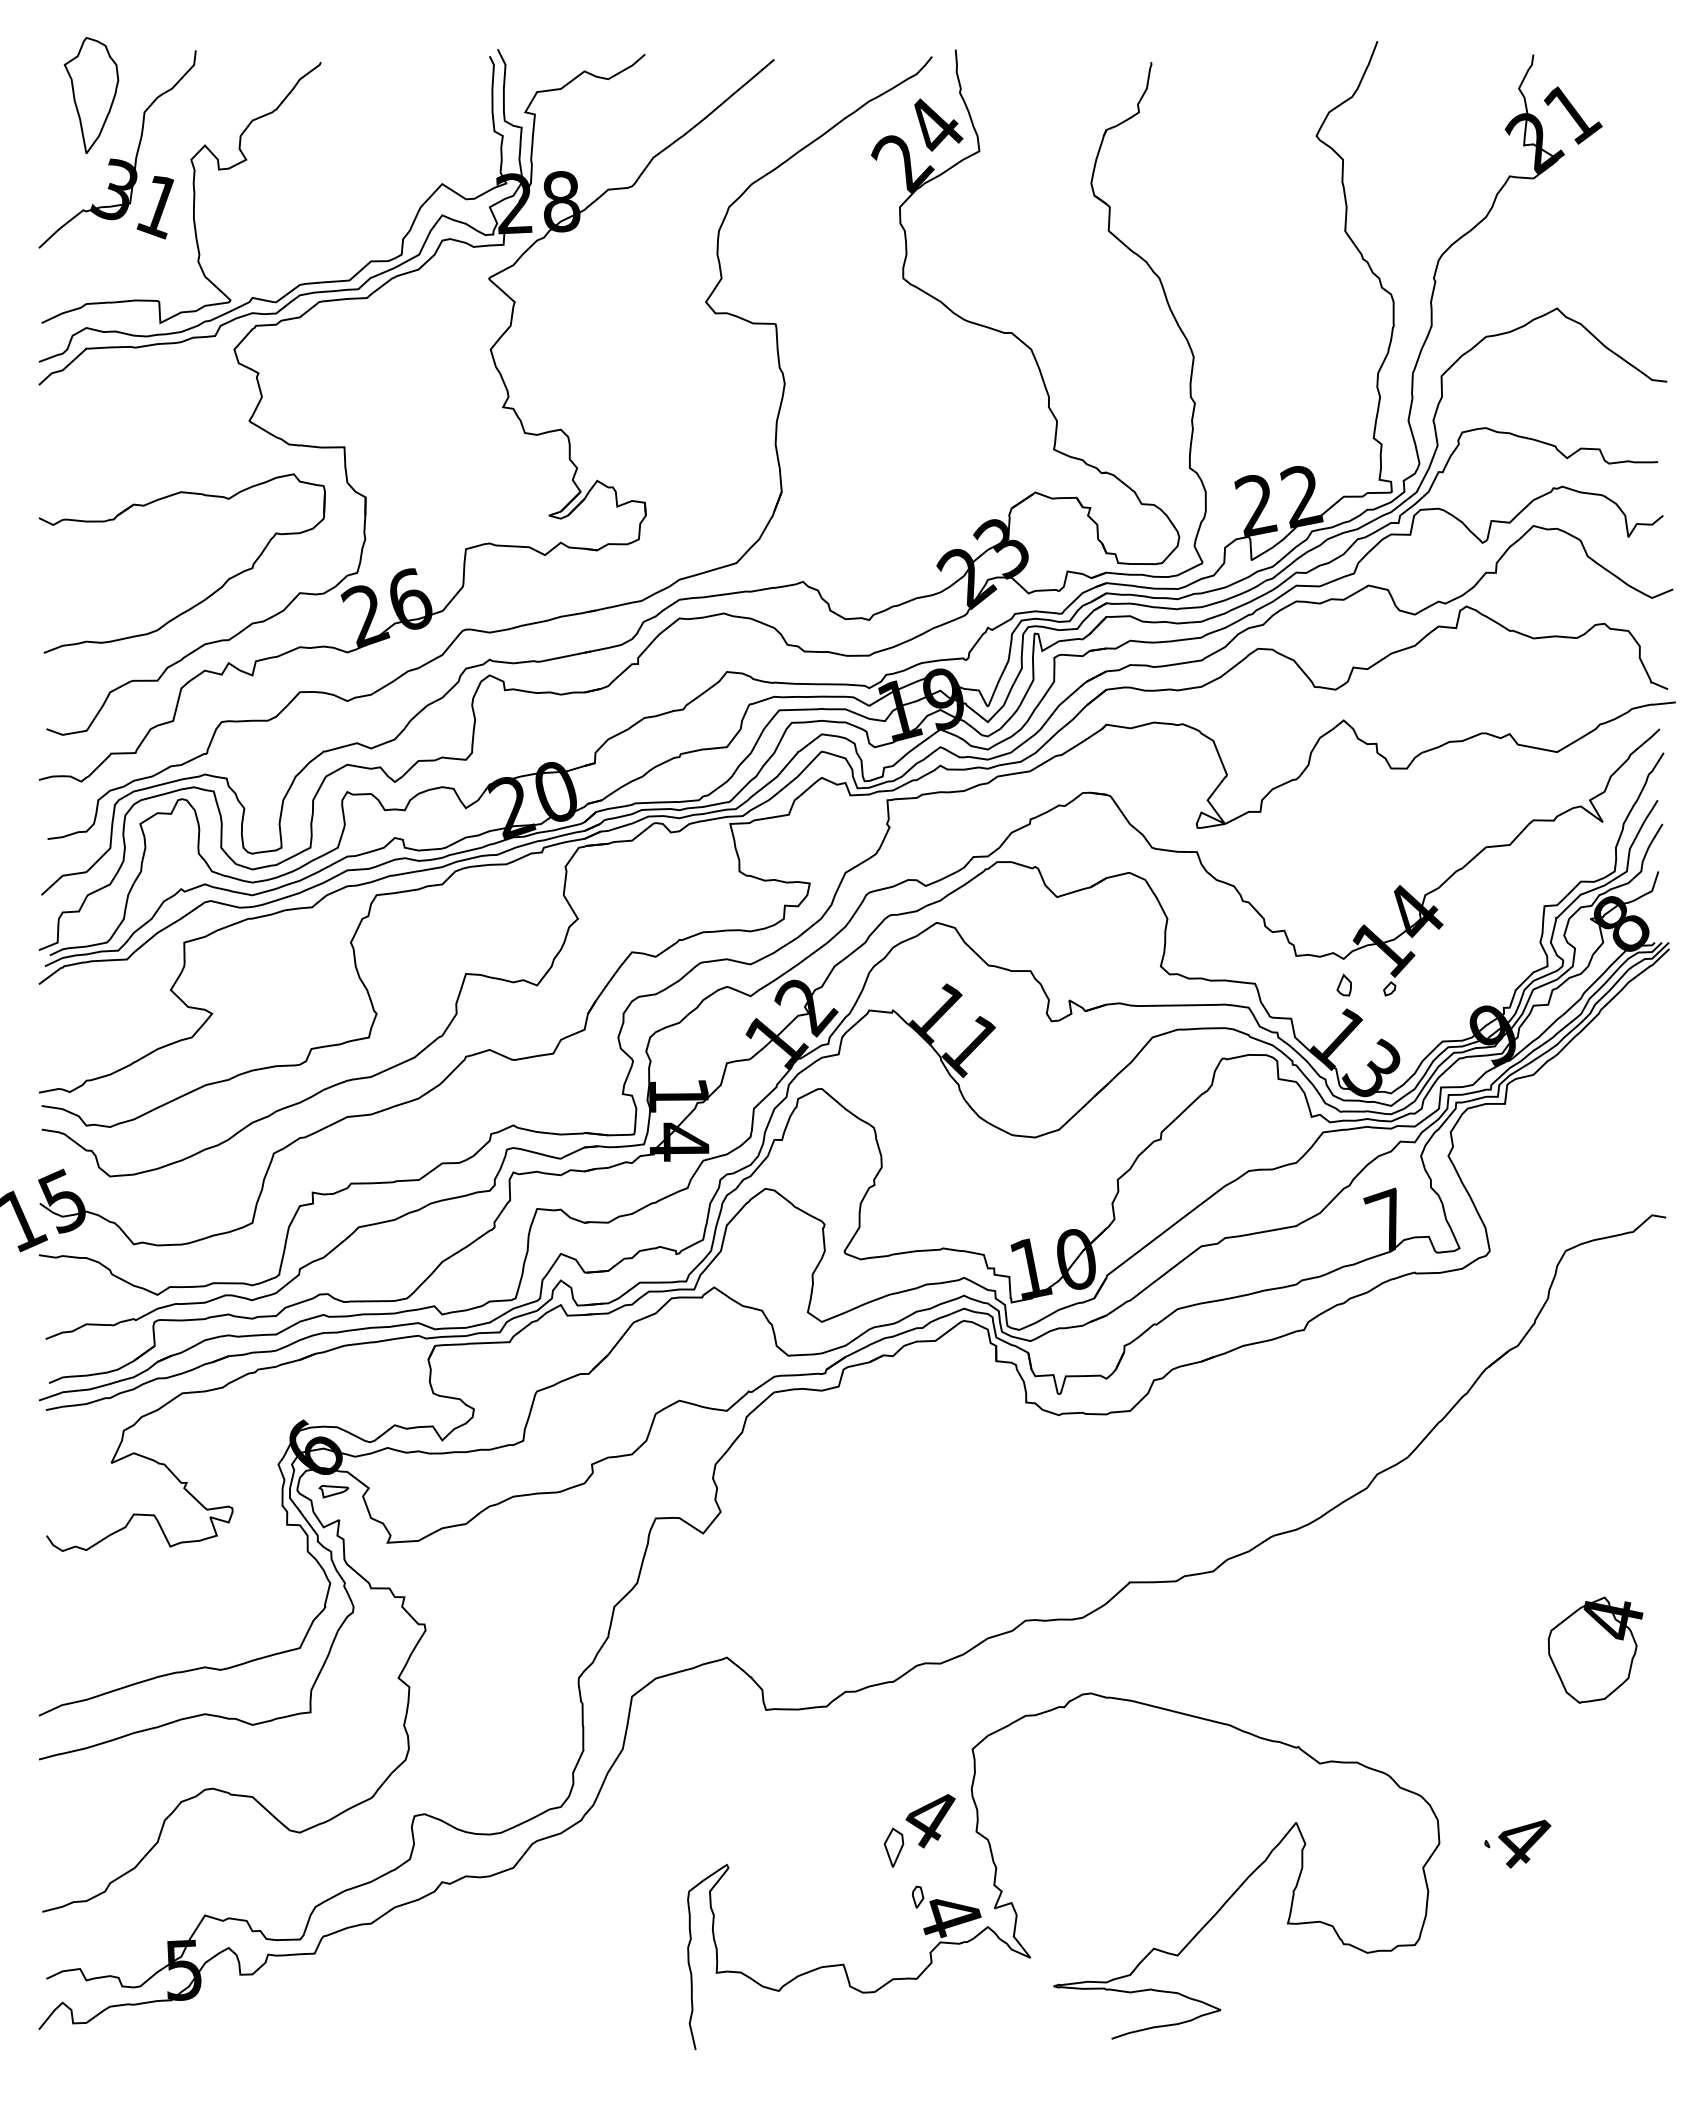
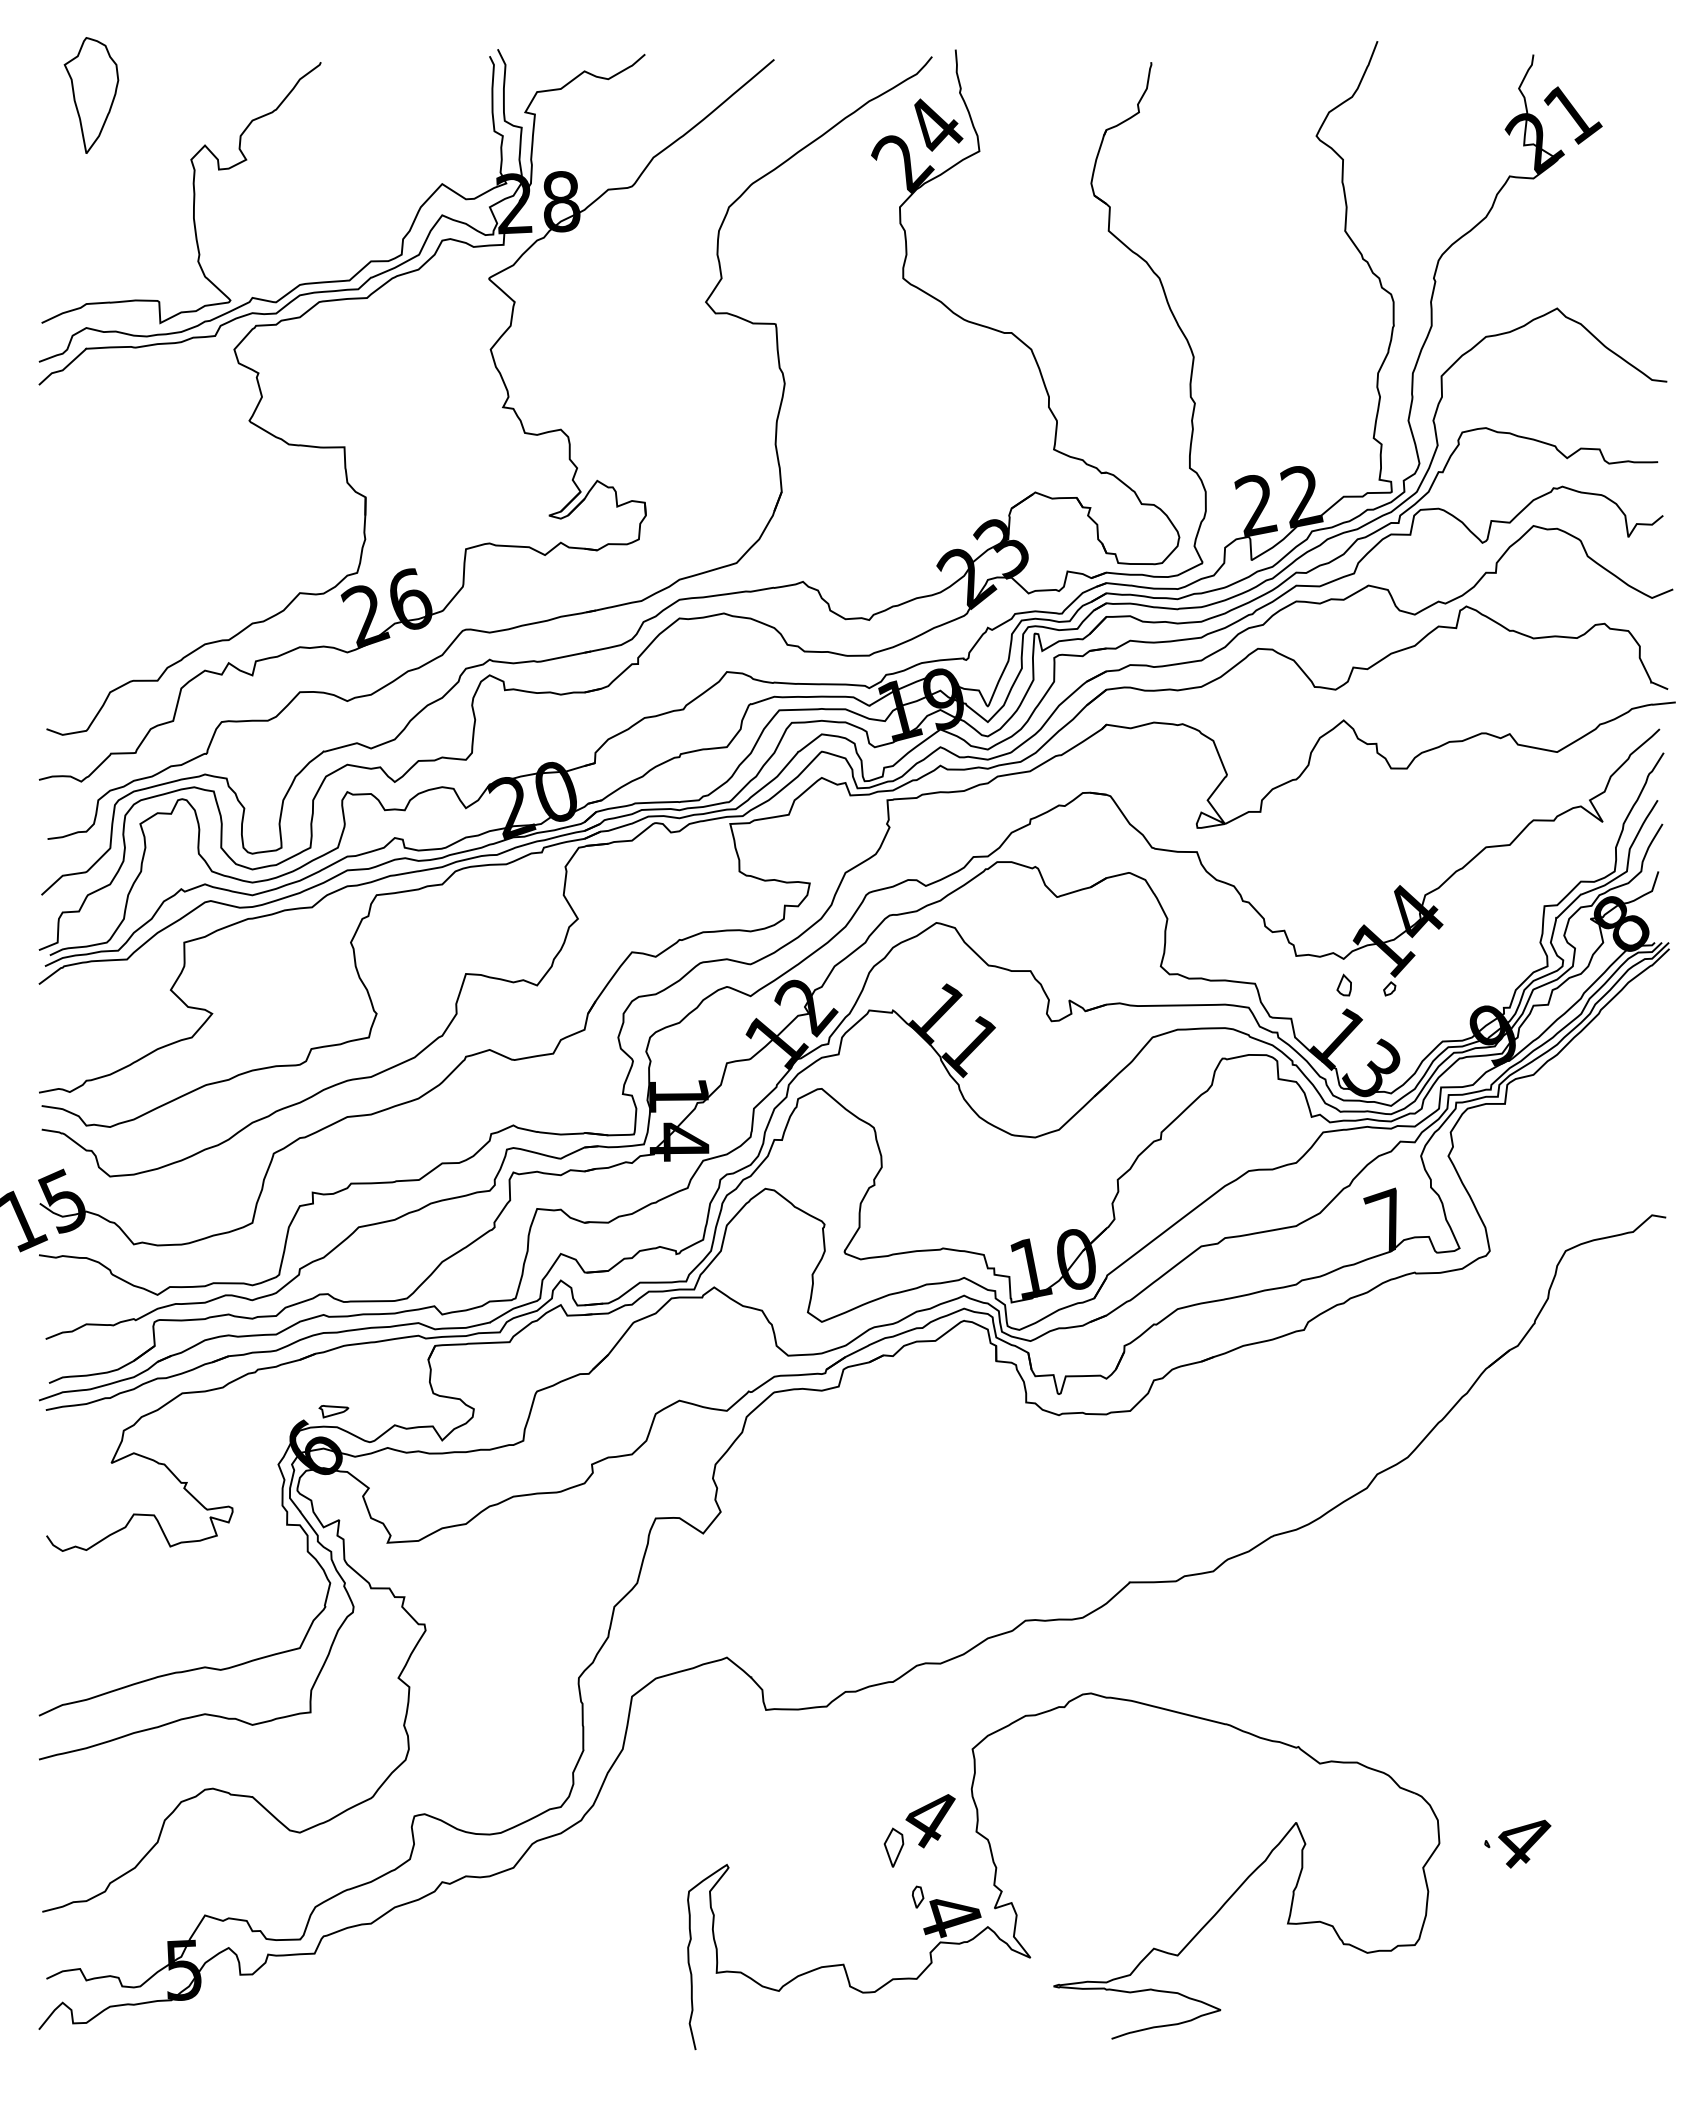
part: present -> none (113, 158)
part: present -> none (207, 596)
part position: (333, 1491) -> (333, 1411) (333, 1411)
part: present -> none (1595, 1649)
